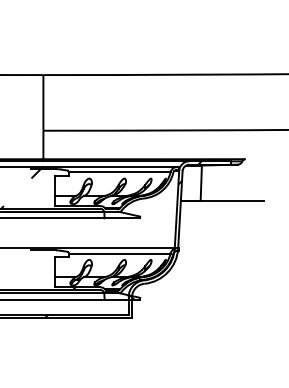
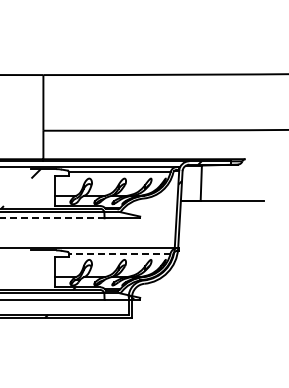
line: solid -> dashed (51, 218)
line: solid -> dashed (119, 253)
